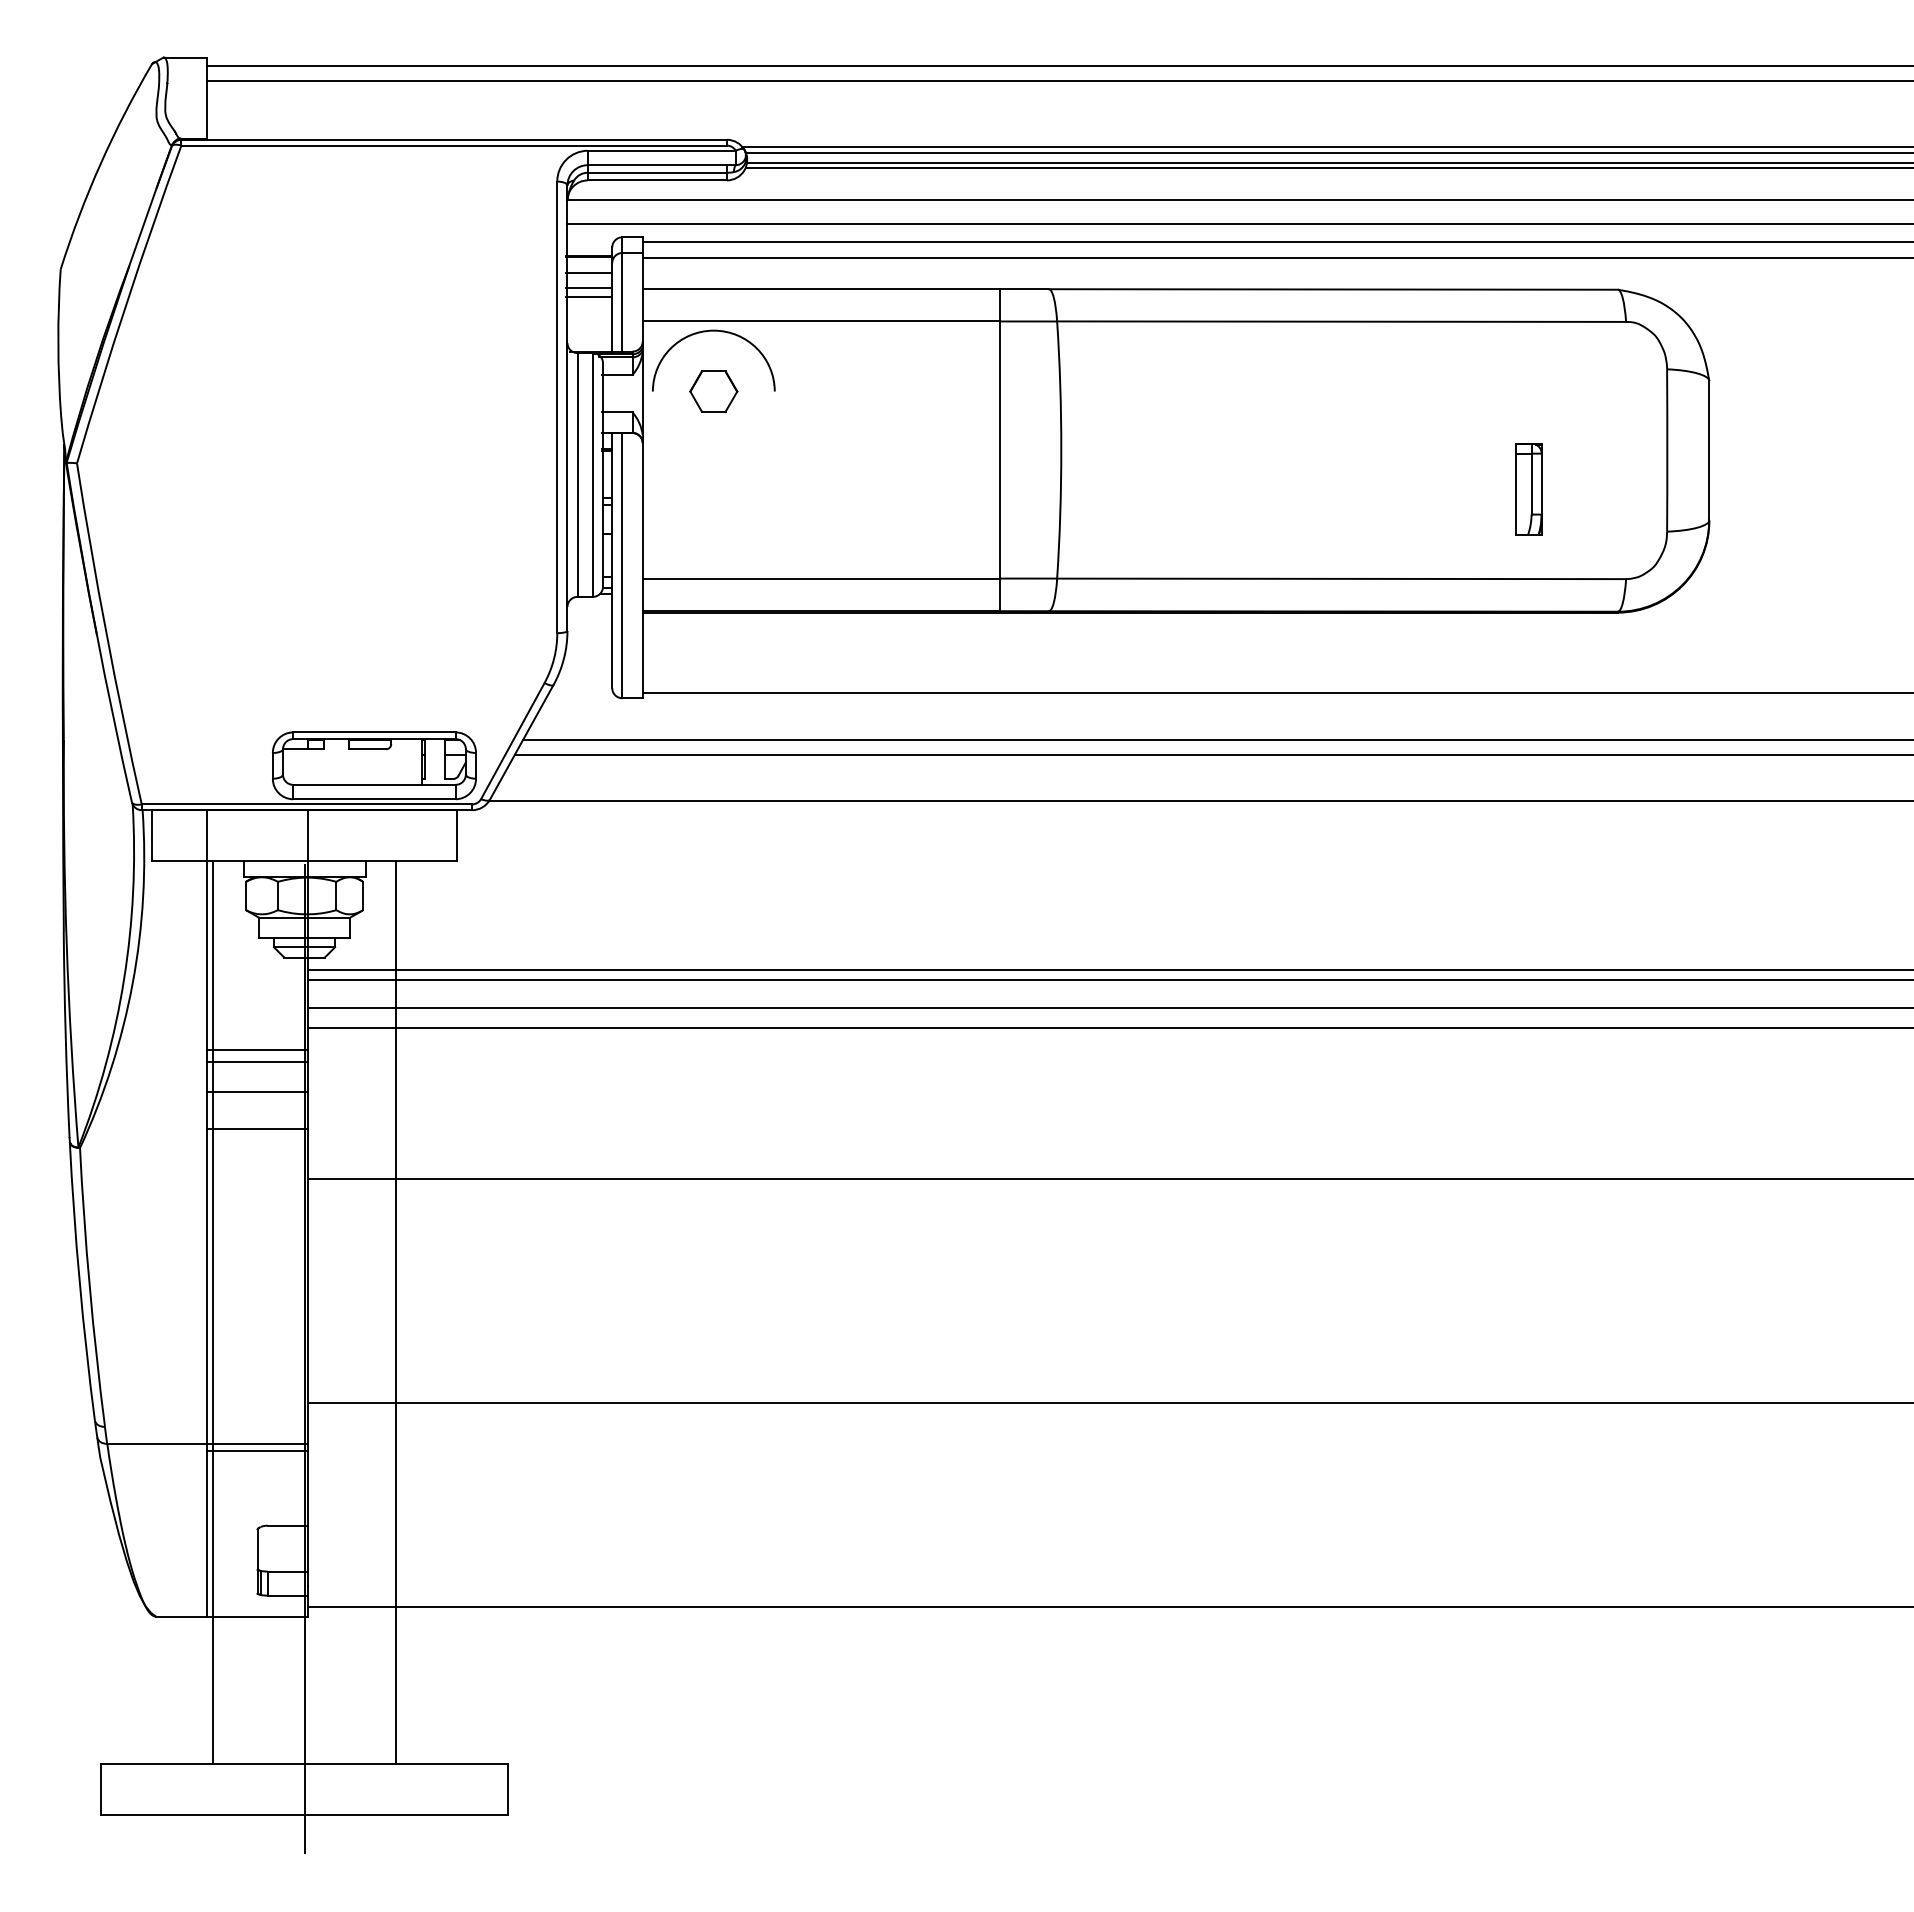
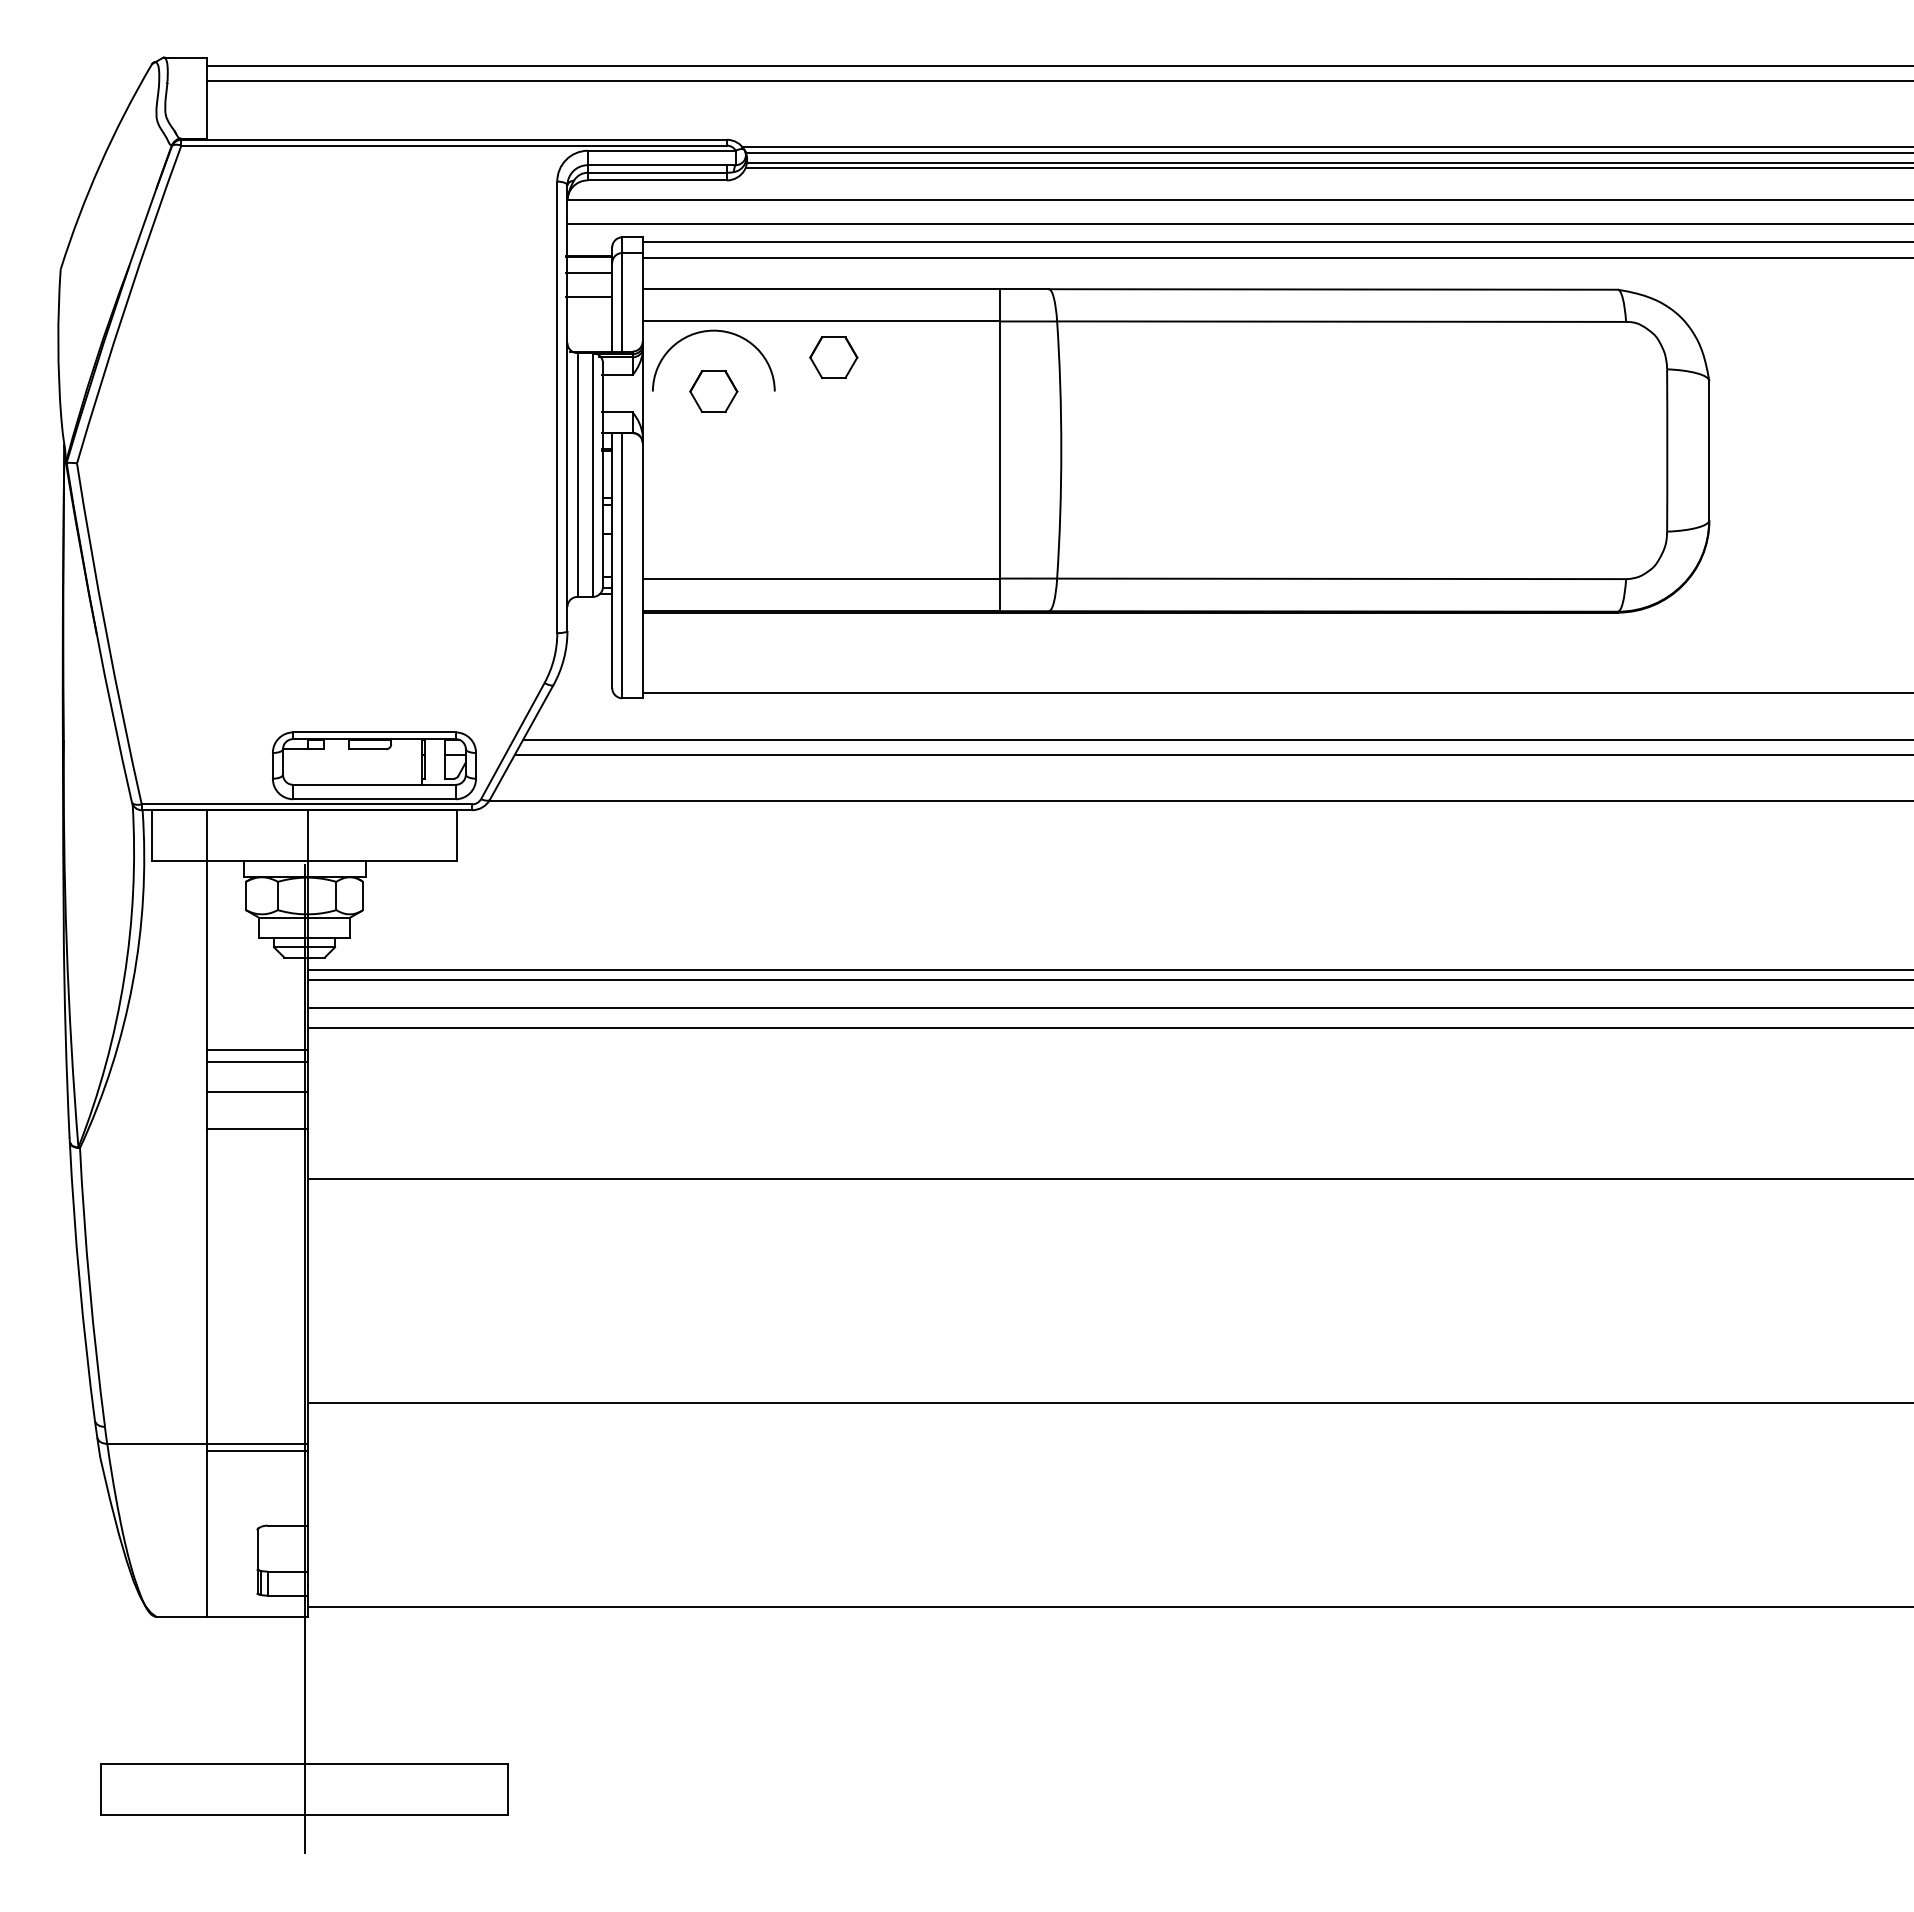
line: present -> none (589, 288)
part: none -> present (833, 357)
part: present -> none (1528, 489)
line: present -> none (213, 1312)
line: present -> none (395, 1312)
